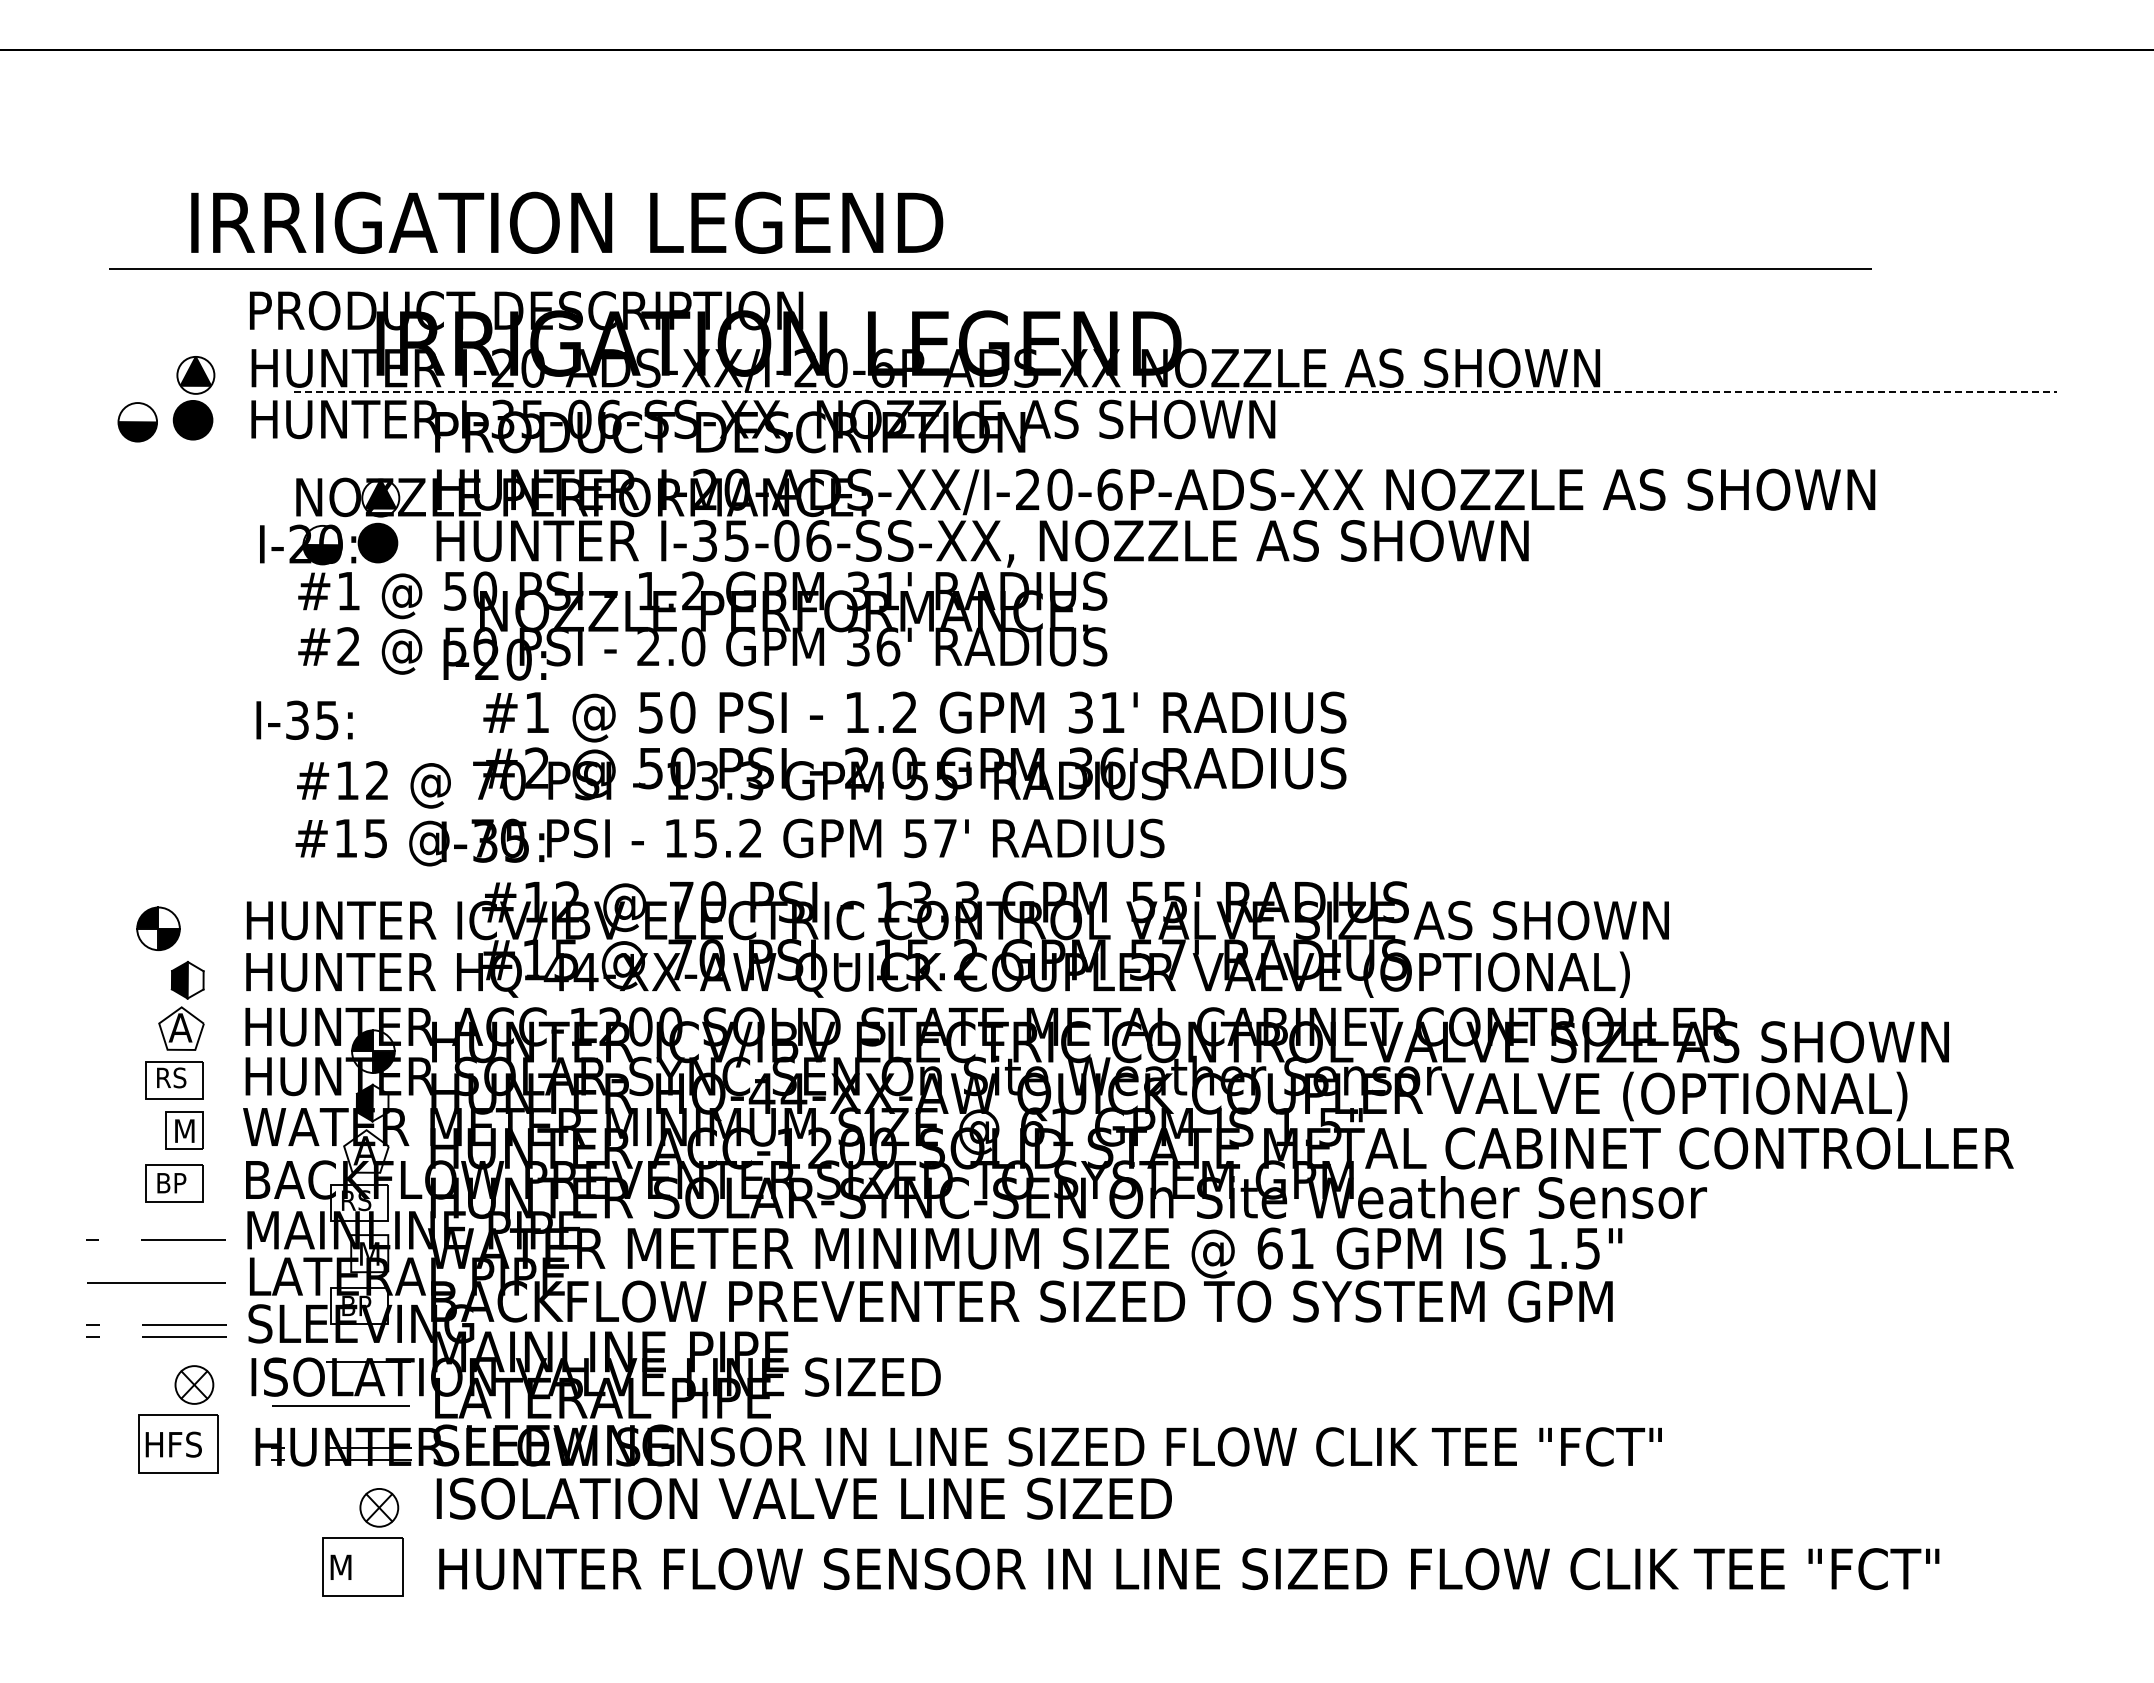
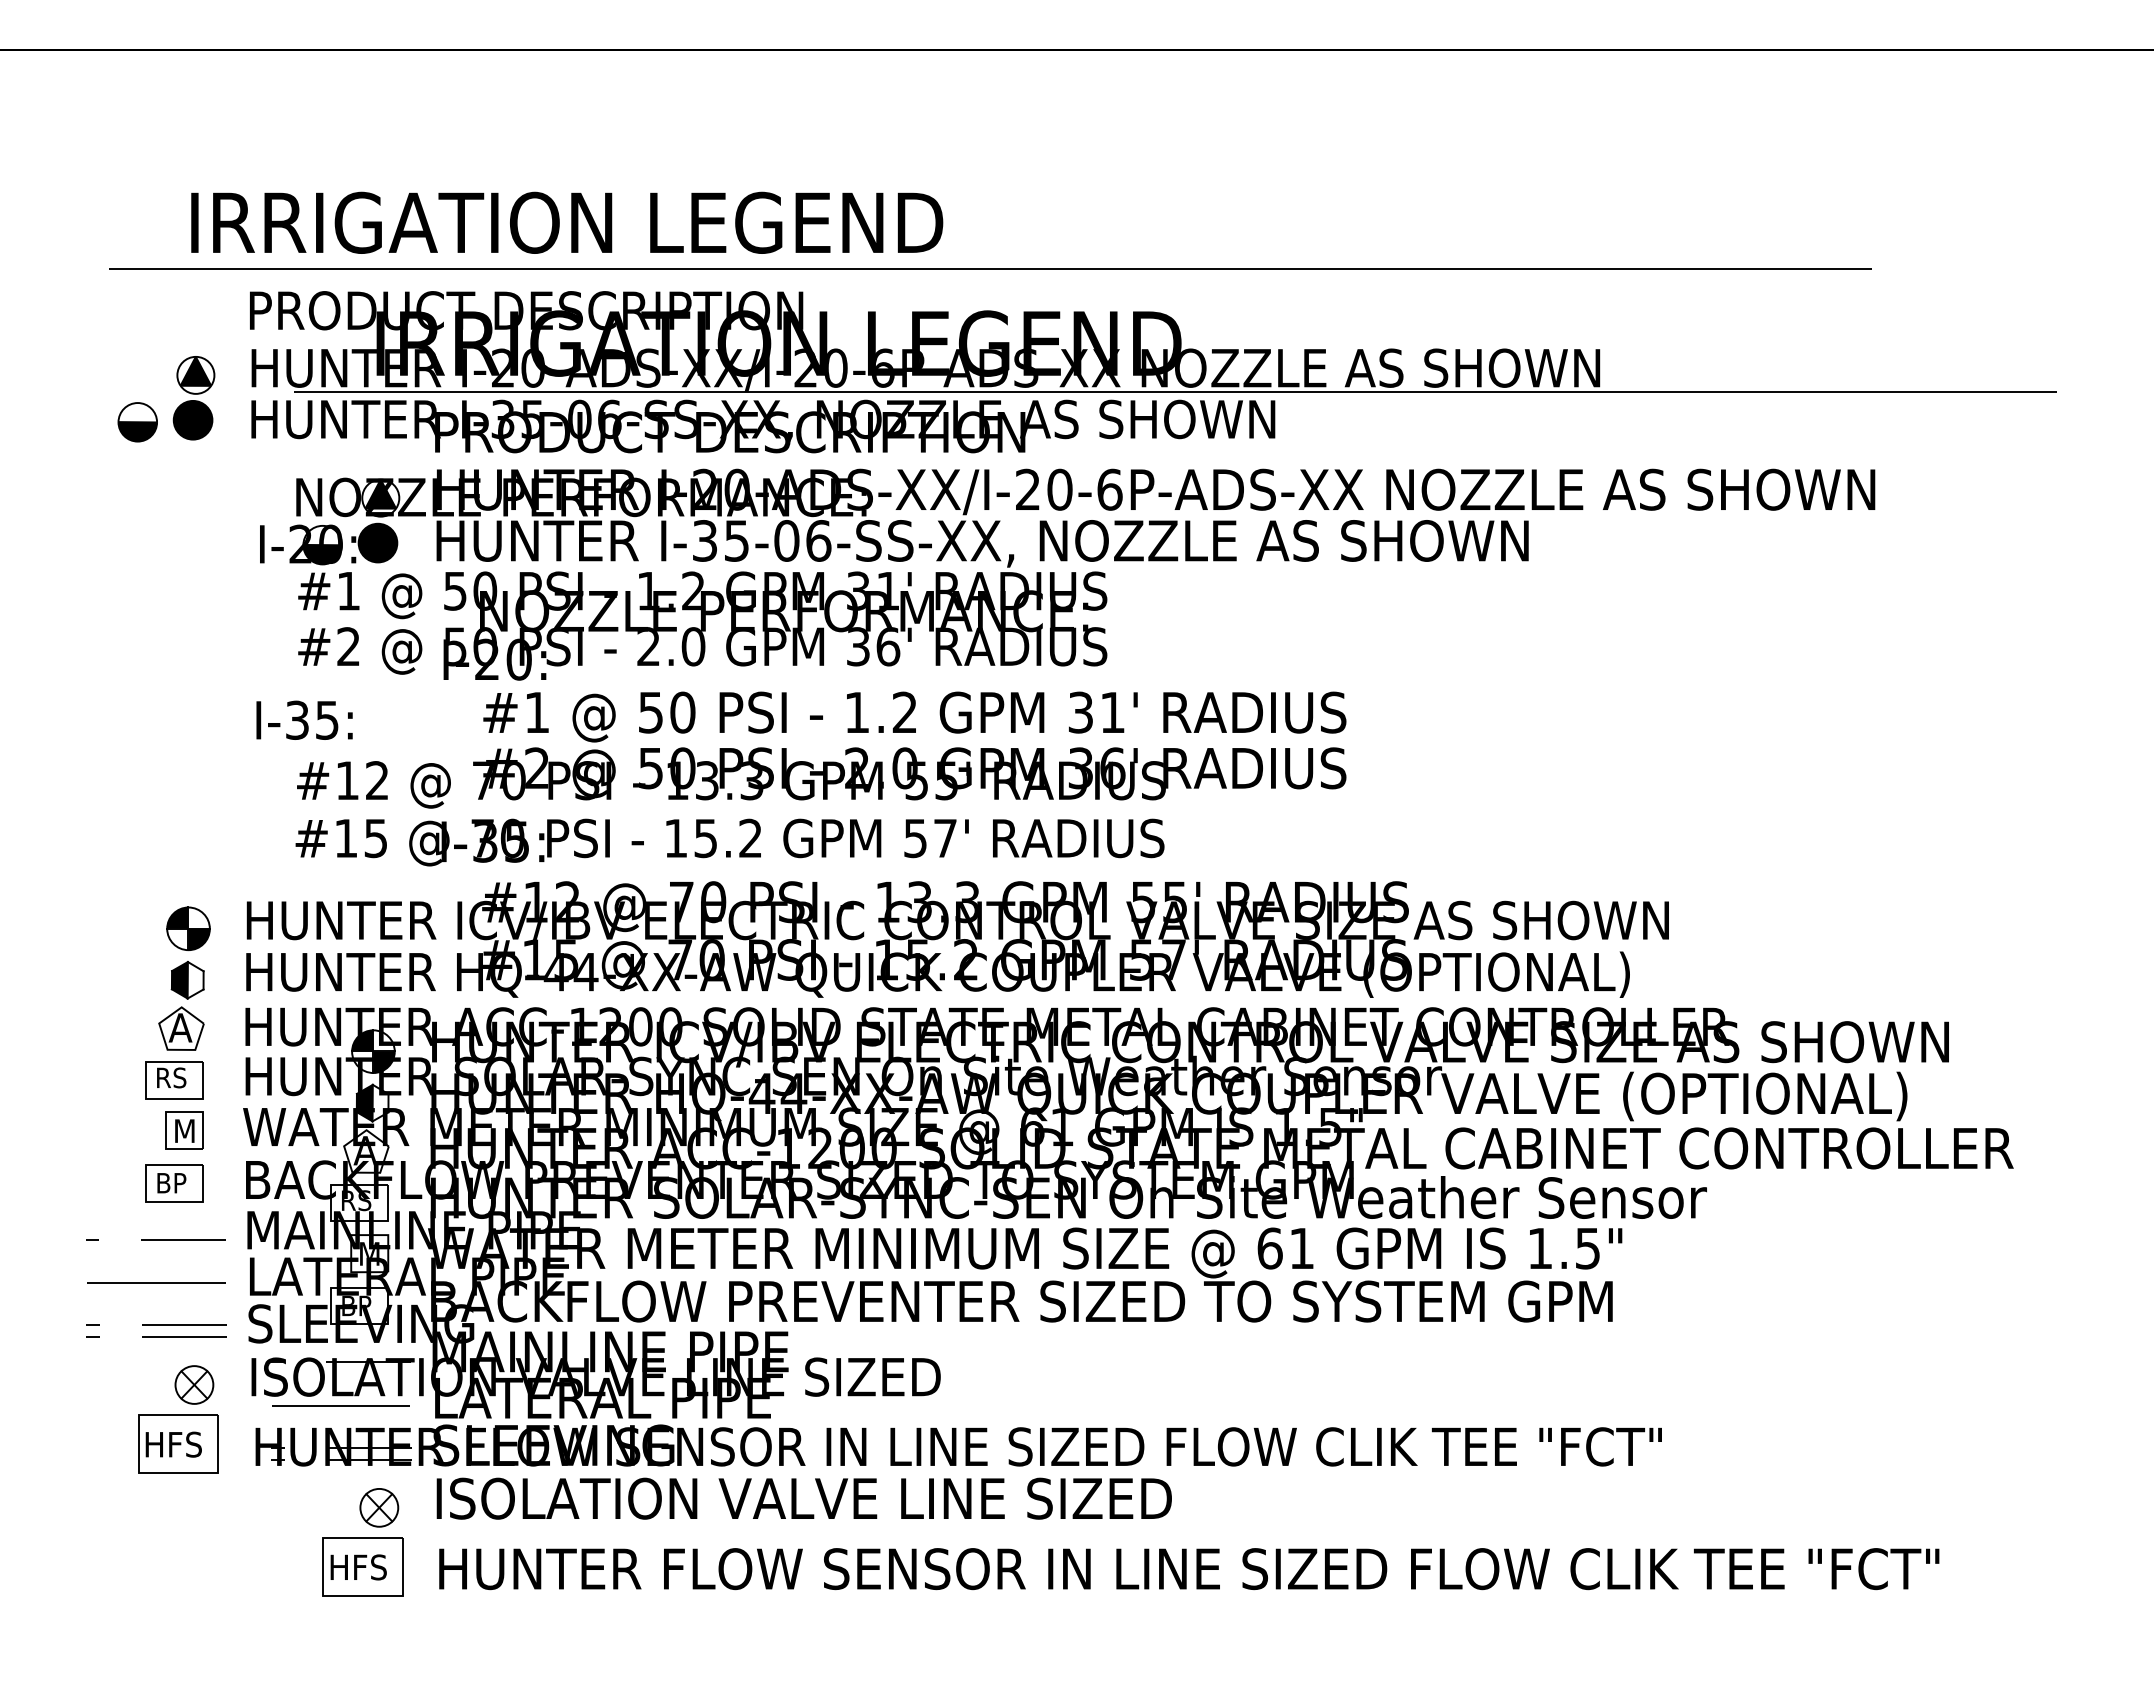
line: dashed -> solid (1176, 391)
part position: (158, 928) -> (188, 928) (188, 928)
text: M -> HFS (359, 1567)
